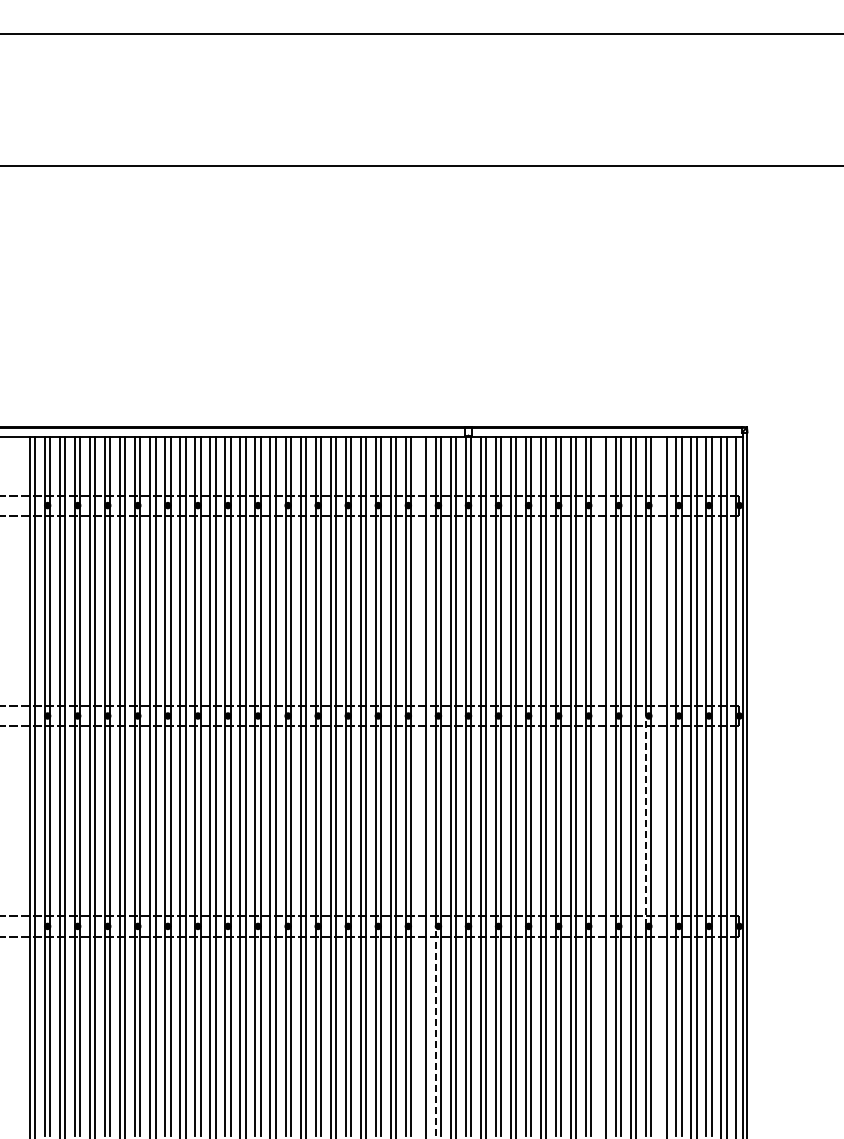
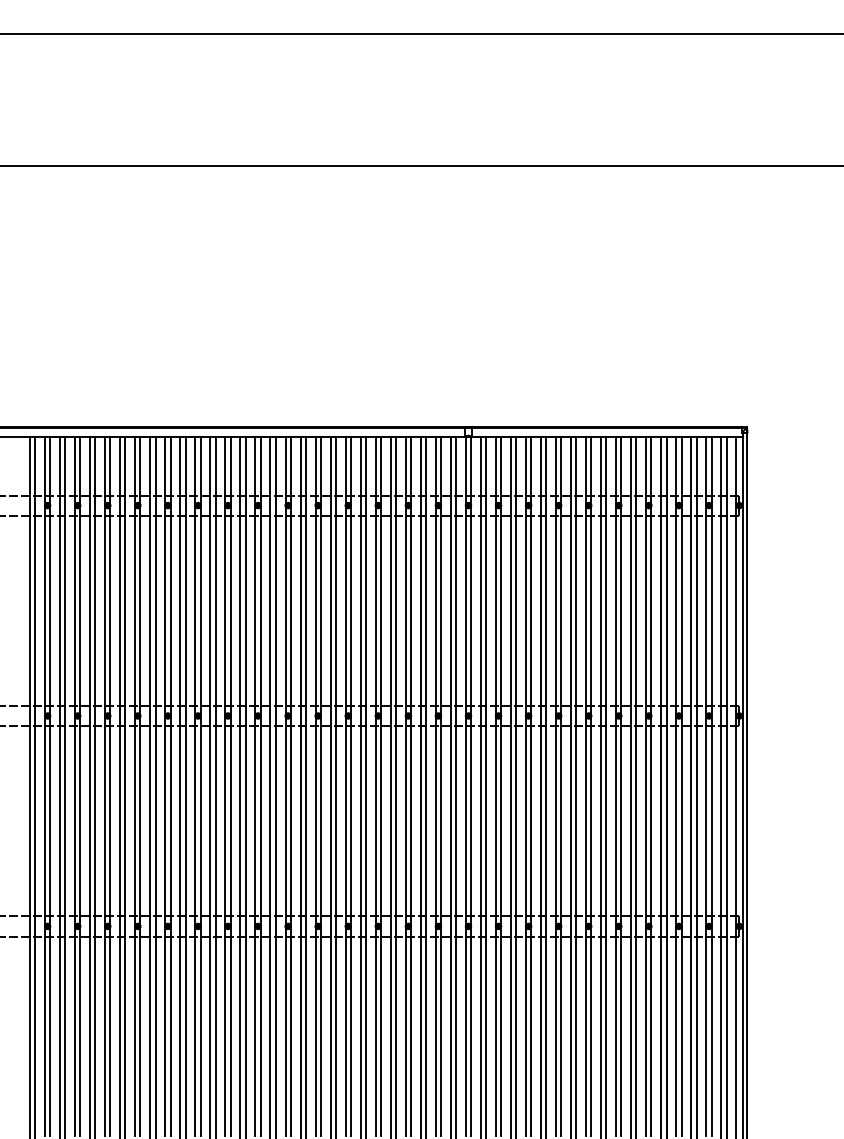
line: none -> present (420, 785)
line: none -> present (601, 785)
line: none -> present (661, 785)
line: dashed -> solid (646, 820)
line: dashed -> solid (435, 1031)
